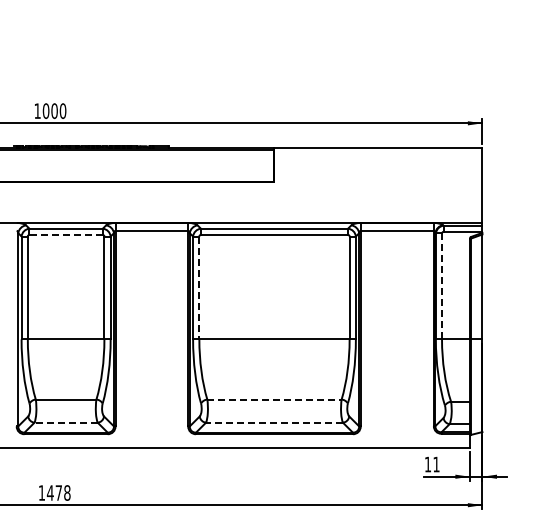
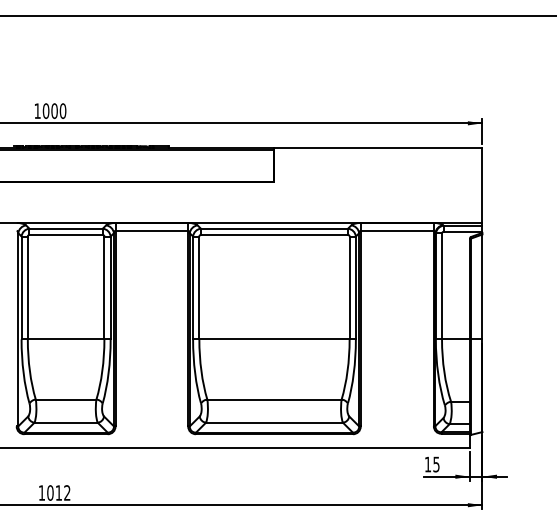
line: none -> present (277, 15)
line: dashed -> solid (66, 234)
line: dashed -> solid (442, 286)
line: dashed -> solid (199, 288)
line: dashed -> solid (274, 399)
line: dashed -> solid (66, 422)
line: dashed -> solid (274, 422)
text: 11 -> 15 (436, 464)
text: 1478 -> 1012 (58, 492)
